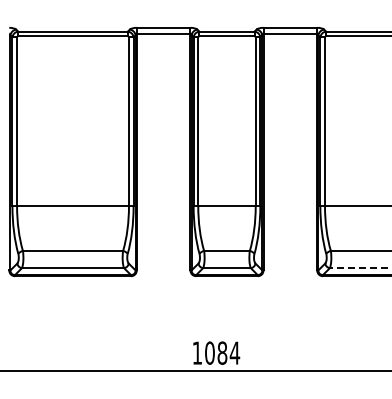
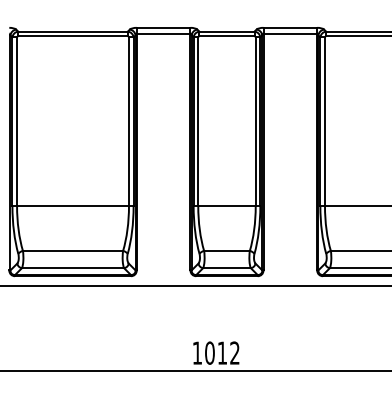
line: dashed -> solid (360, 268)
line: none -> present (195, 286)
text: 1084 -> 1012 (228, 352)
